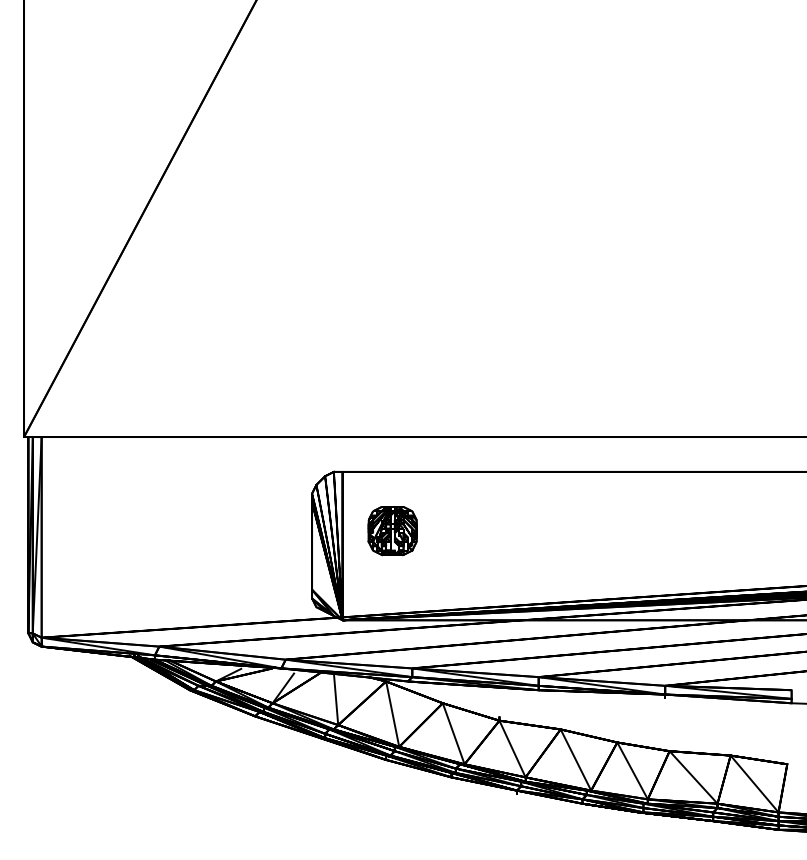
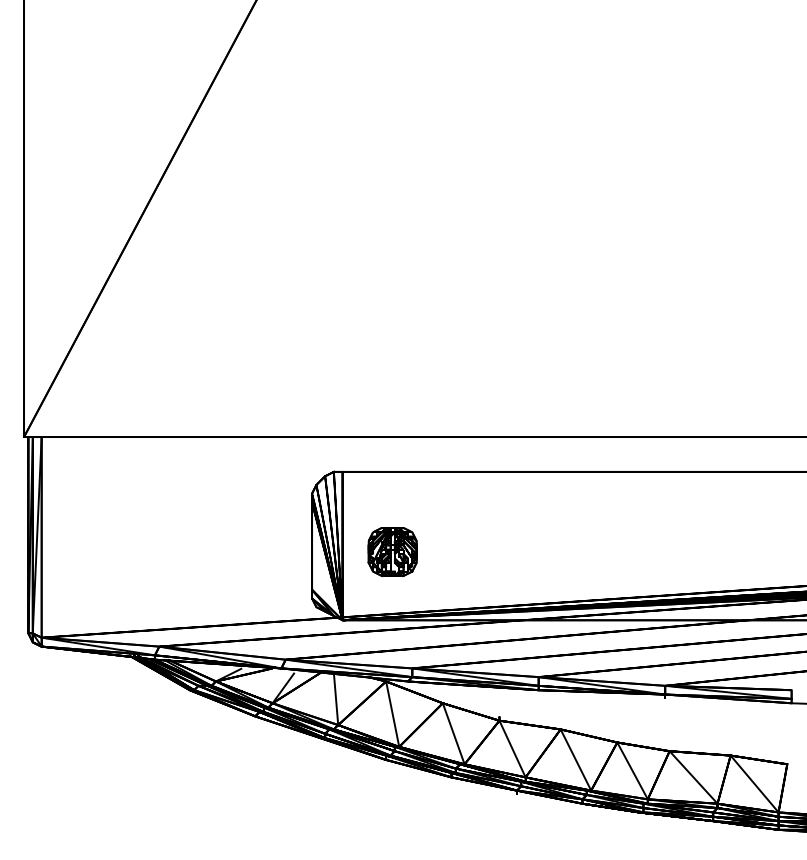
part position: (392, 531) -> (392, 552) (392, 552)
